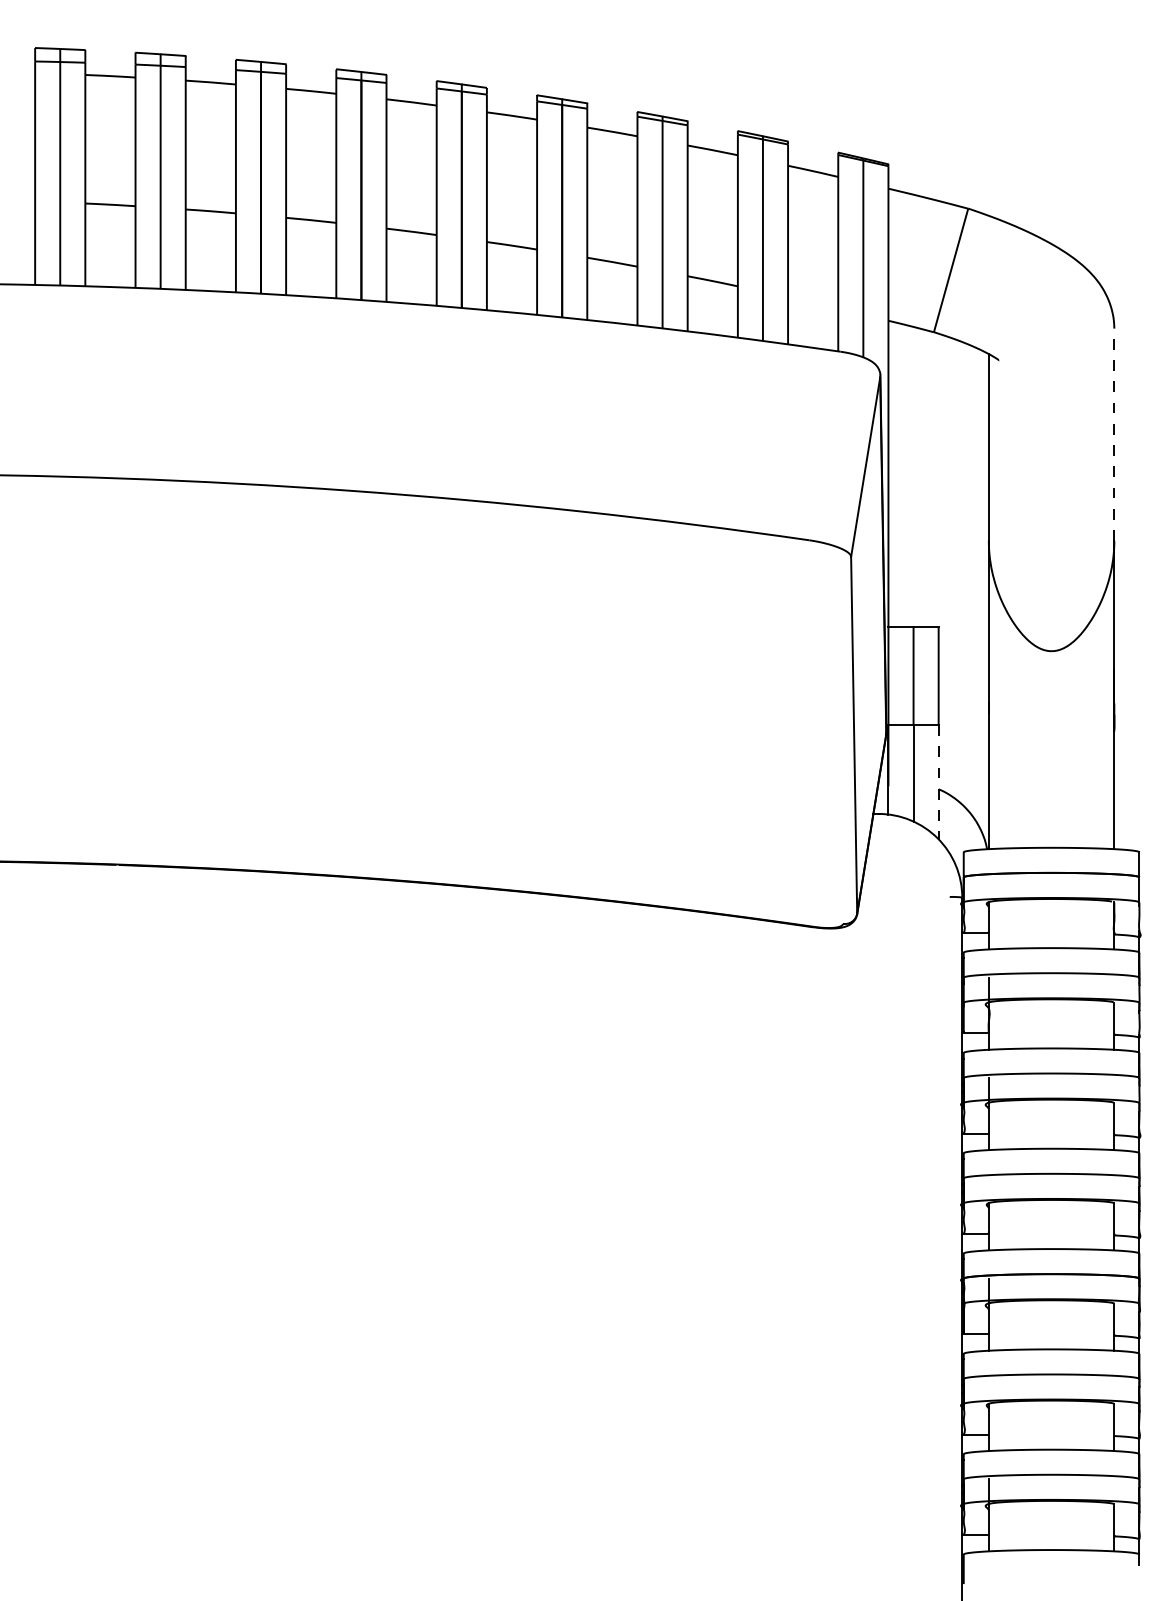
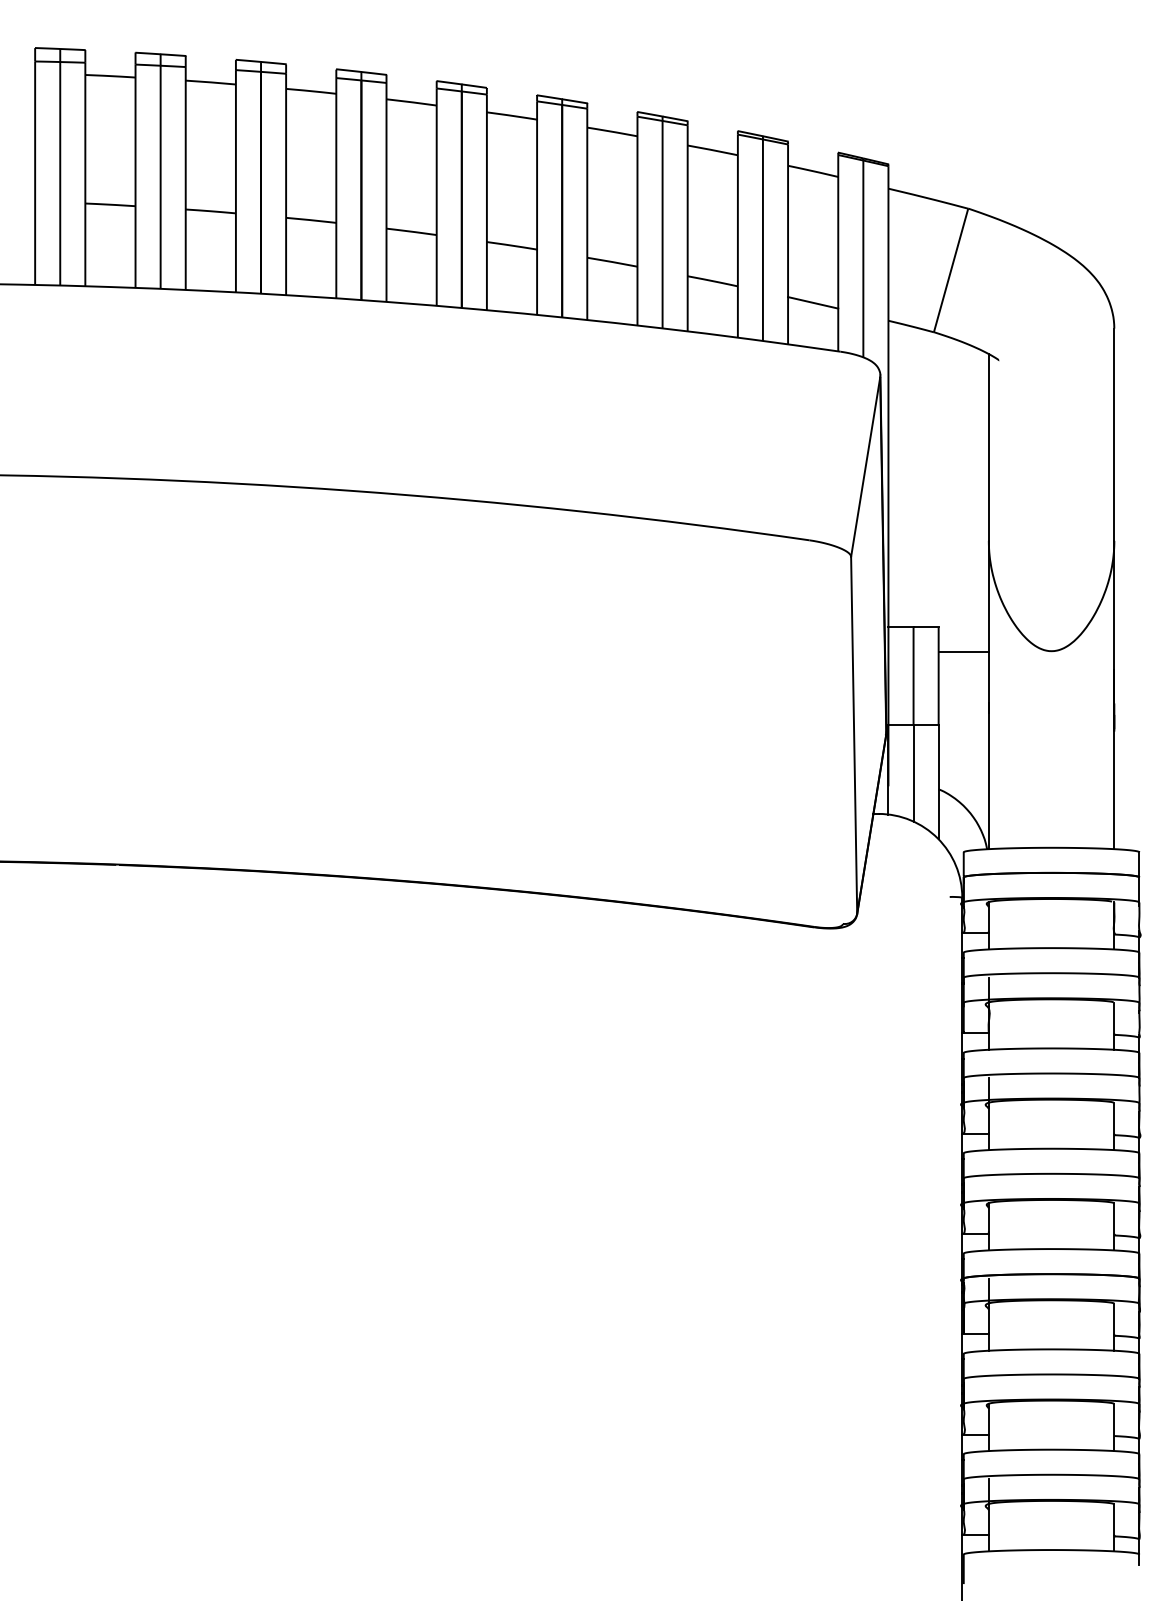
line: none -> present (813, 302)
line: dashed -> solid (1114, 434)
line: none -> present (963, 652)
line: dashed -> solid (938, 782)
